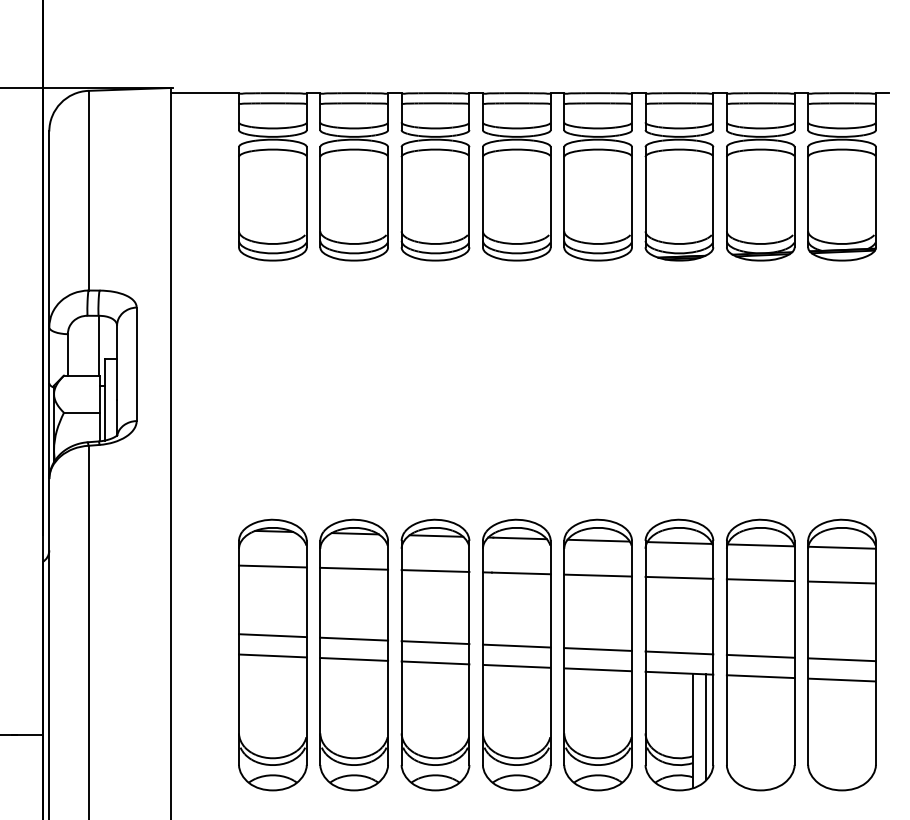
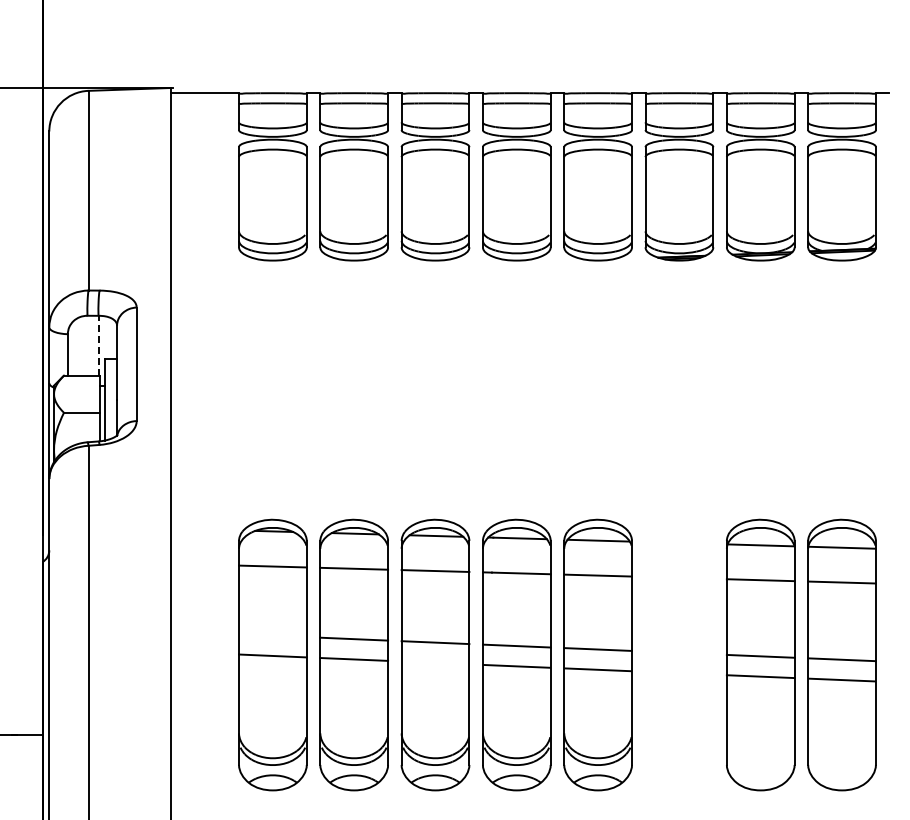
line: solid -> dashed (98, 345)
line: present -> none (272, 635)
part: present -> none (679, 654)
line: present -> none (435, 662)
